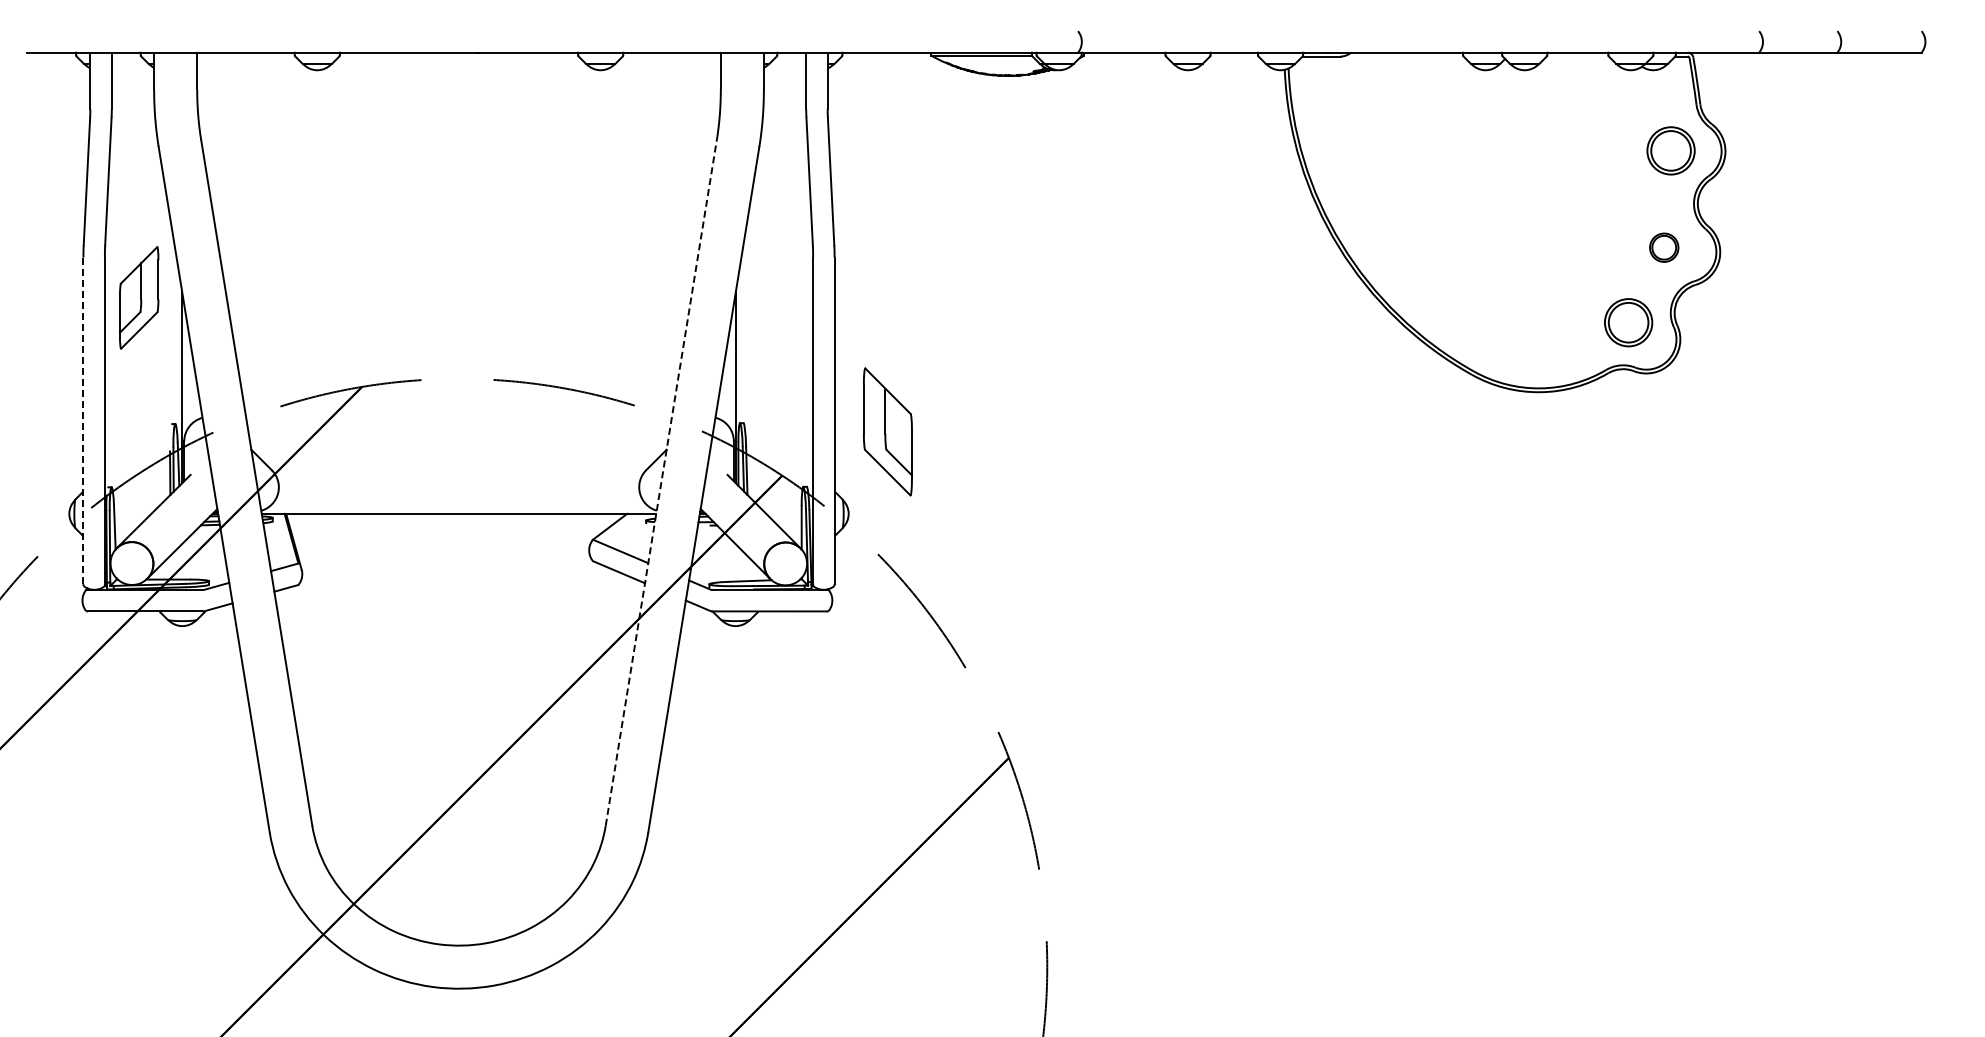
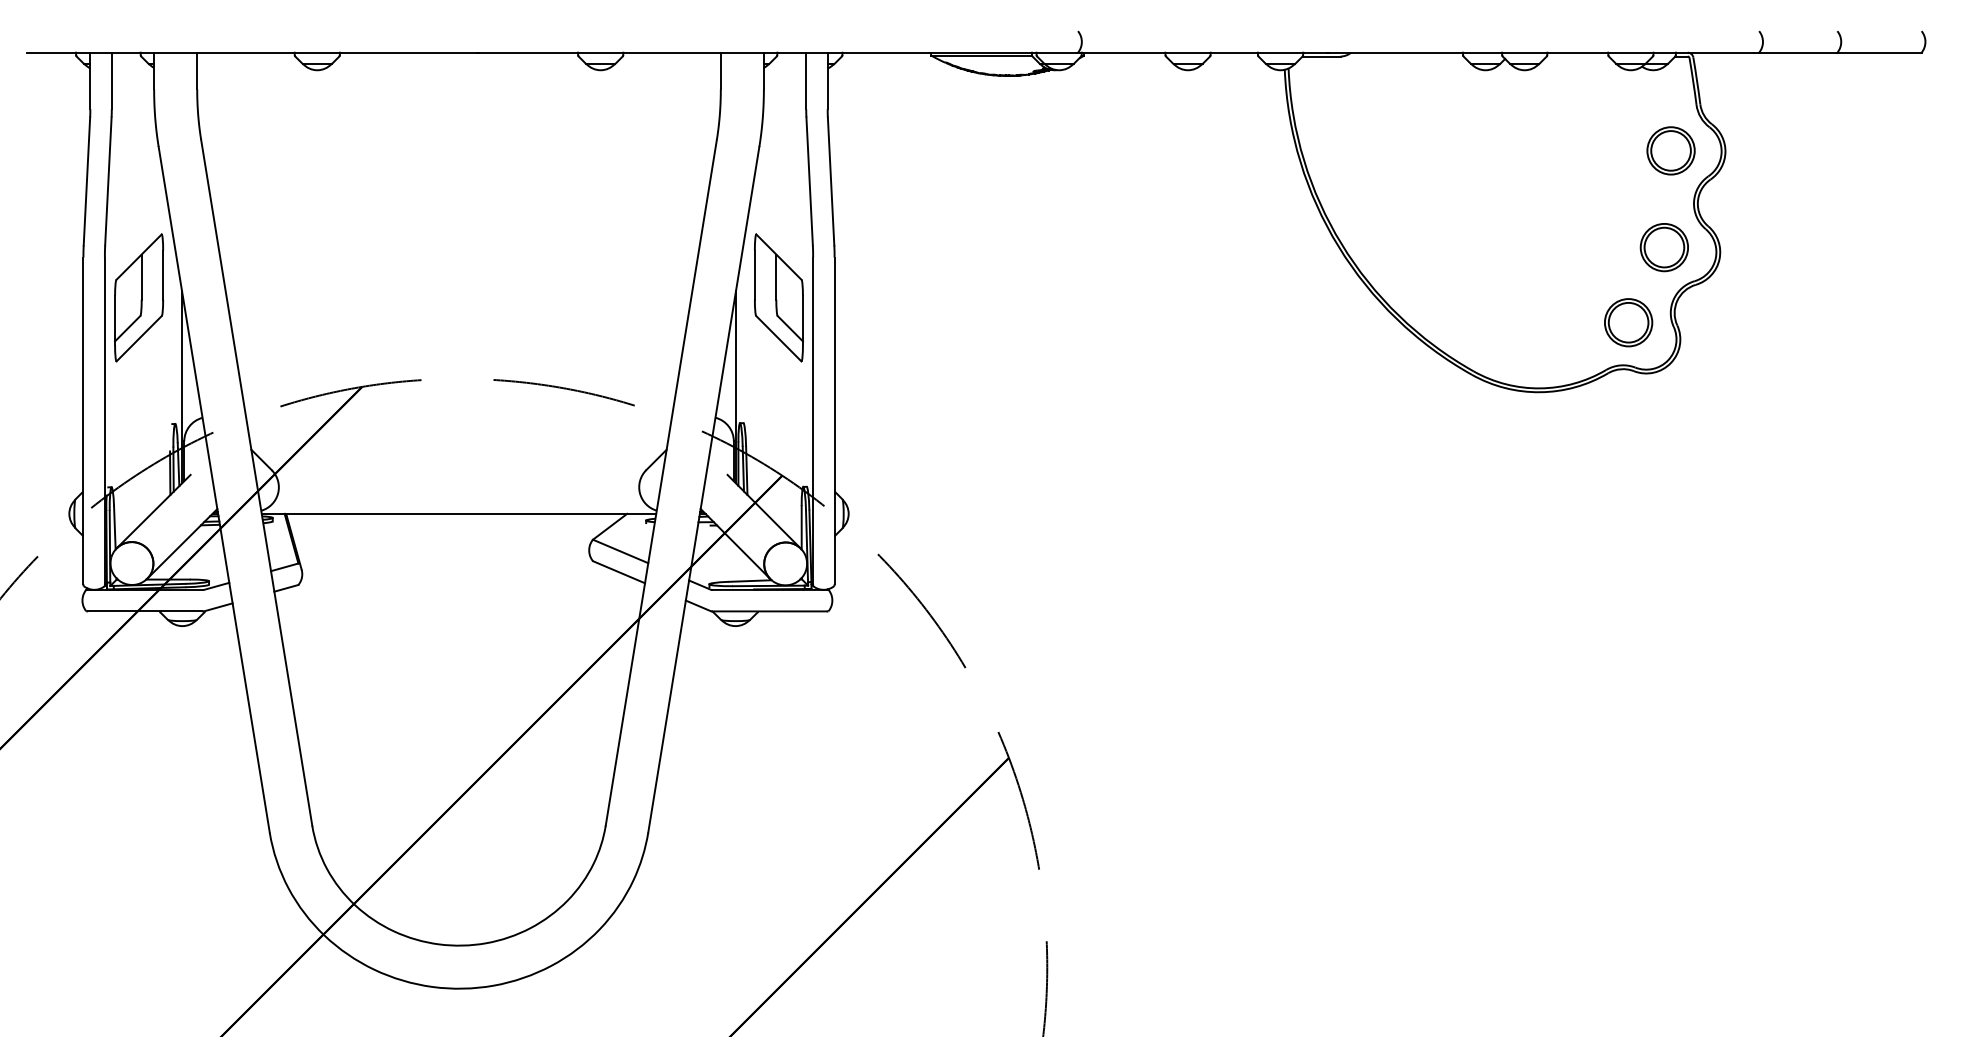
part size: 31x31 px -> 50x50 px (1663, 247)
part size: 42x104 px -> 51x130 px (139, 297)
line: dashed -> solid (83, 420)
part position: (887, 431) -> (778, 297) (778, 297)
line: dashed -> solid (661, 482)
